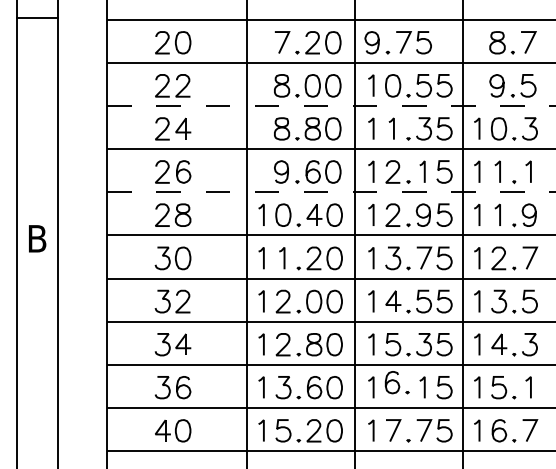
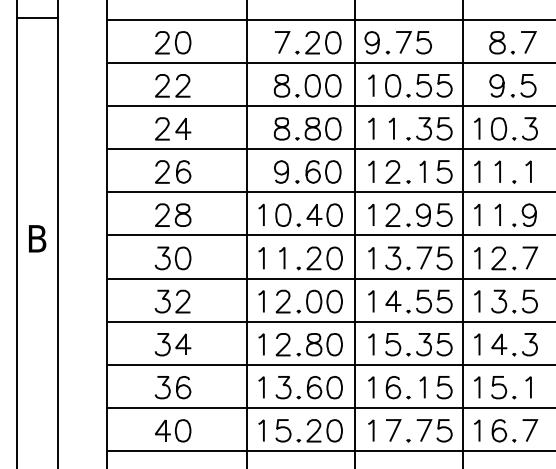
line: dashed -> solid (332, 105)
line: dashed -> solid (332, 192)
part position: (396, 382) -> (397, 387) (397, 387)
